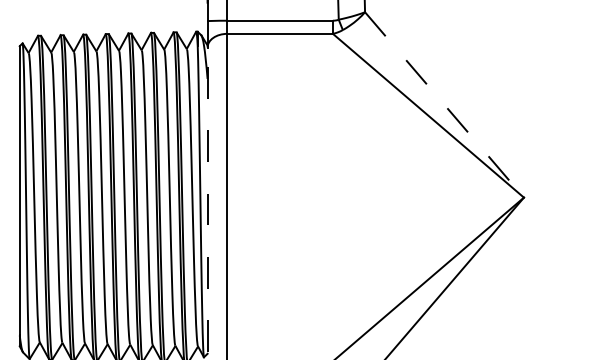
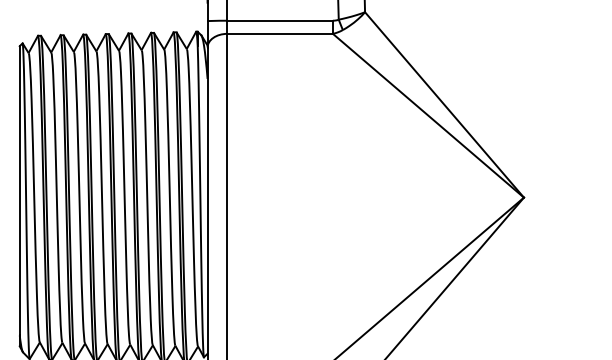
line: dashed -> solid (444, 105)
line: dashed -> solid (207, 203)
